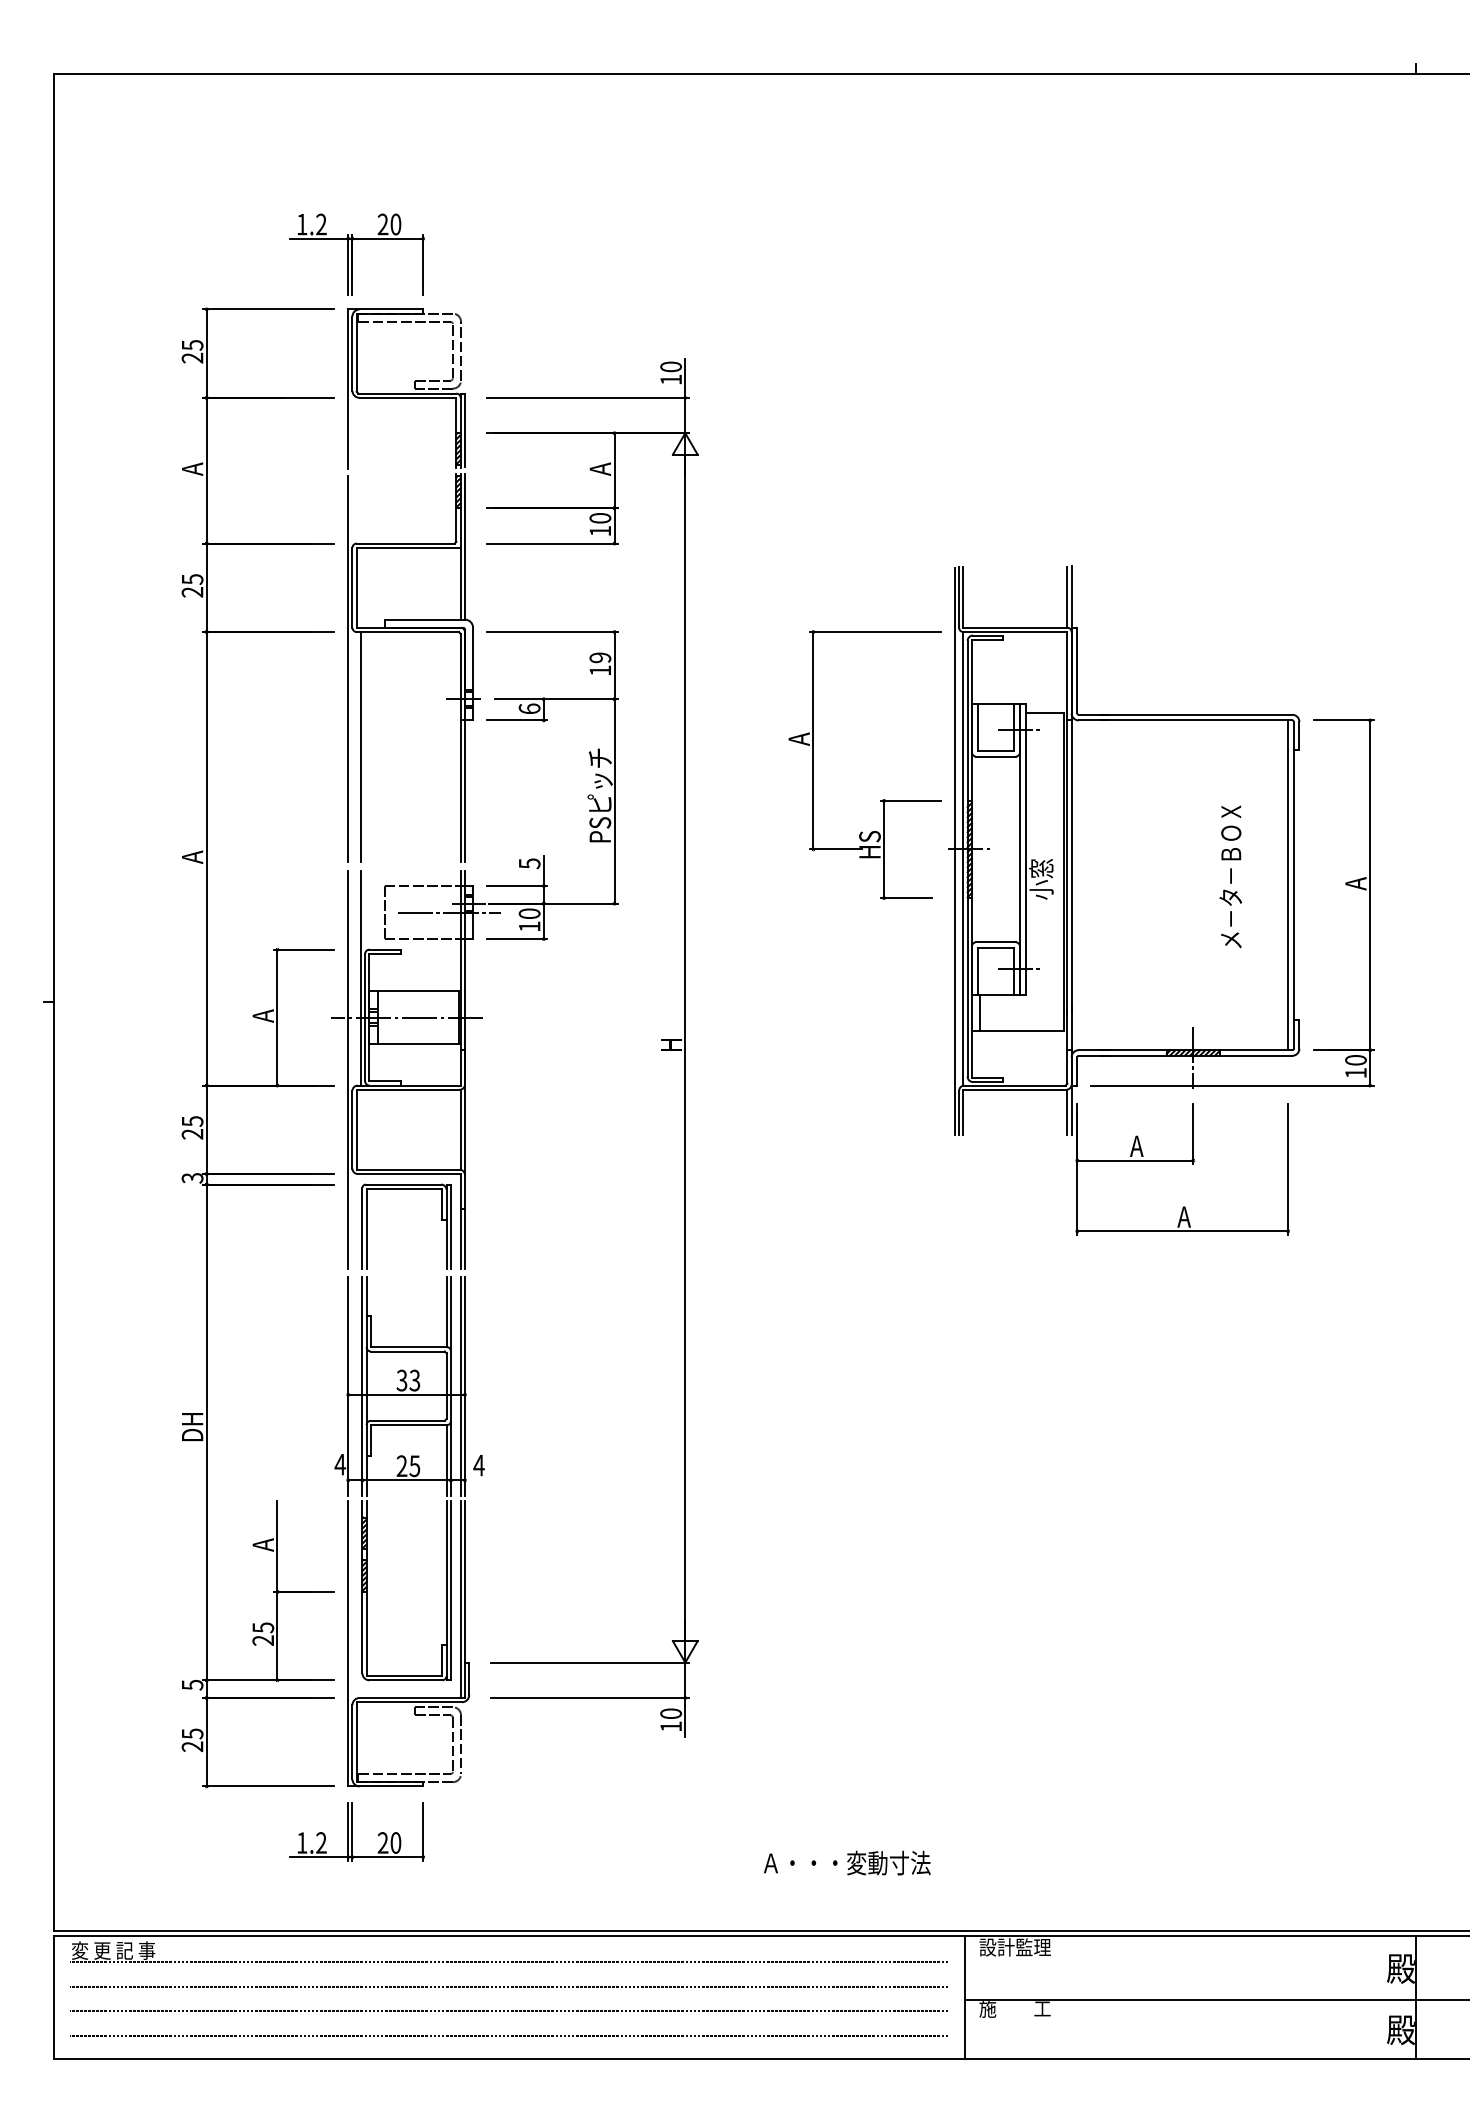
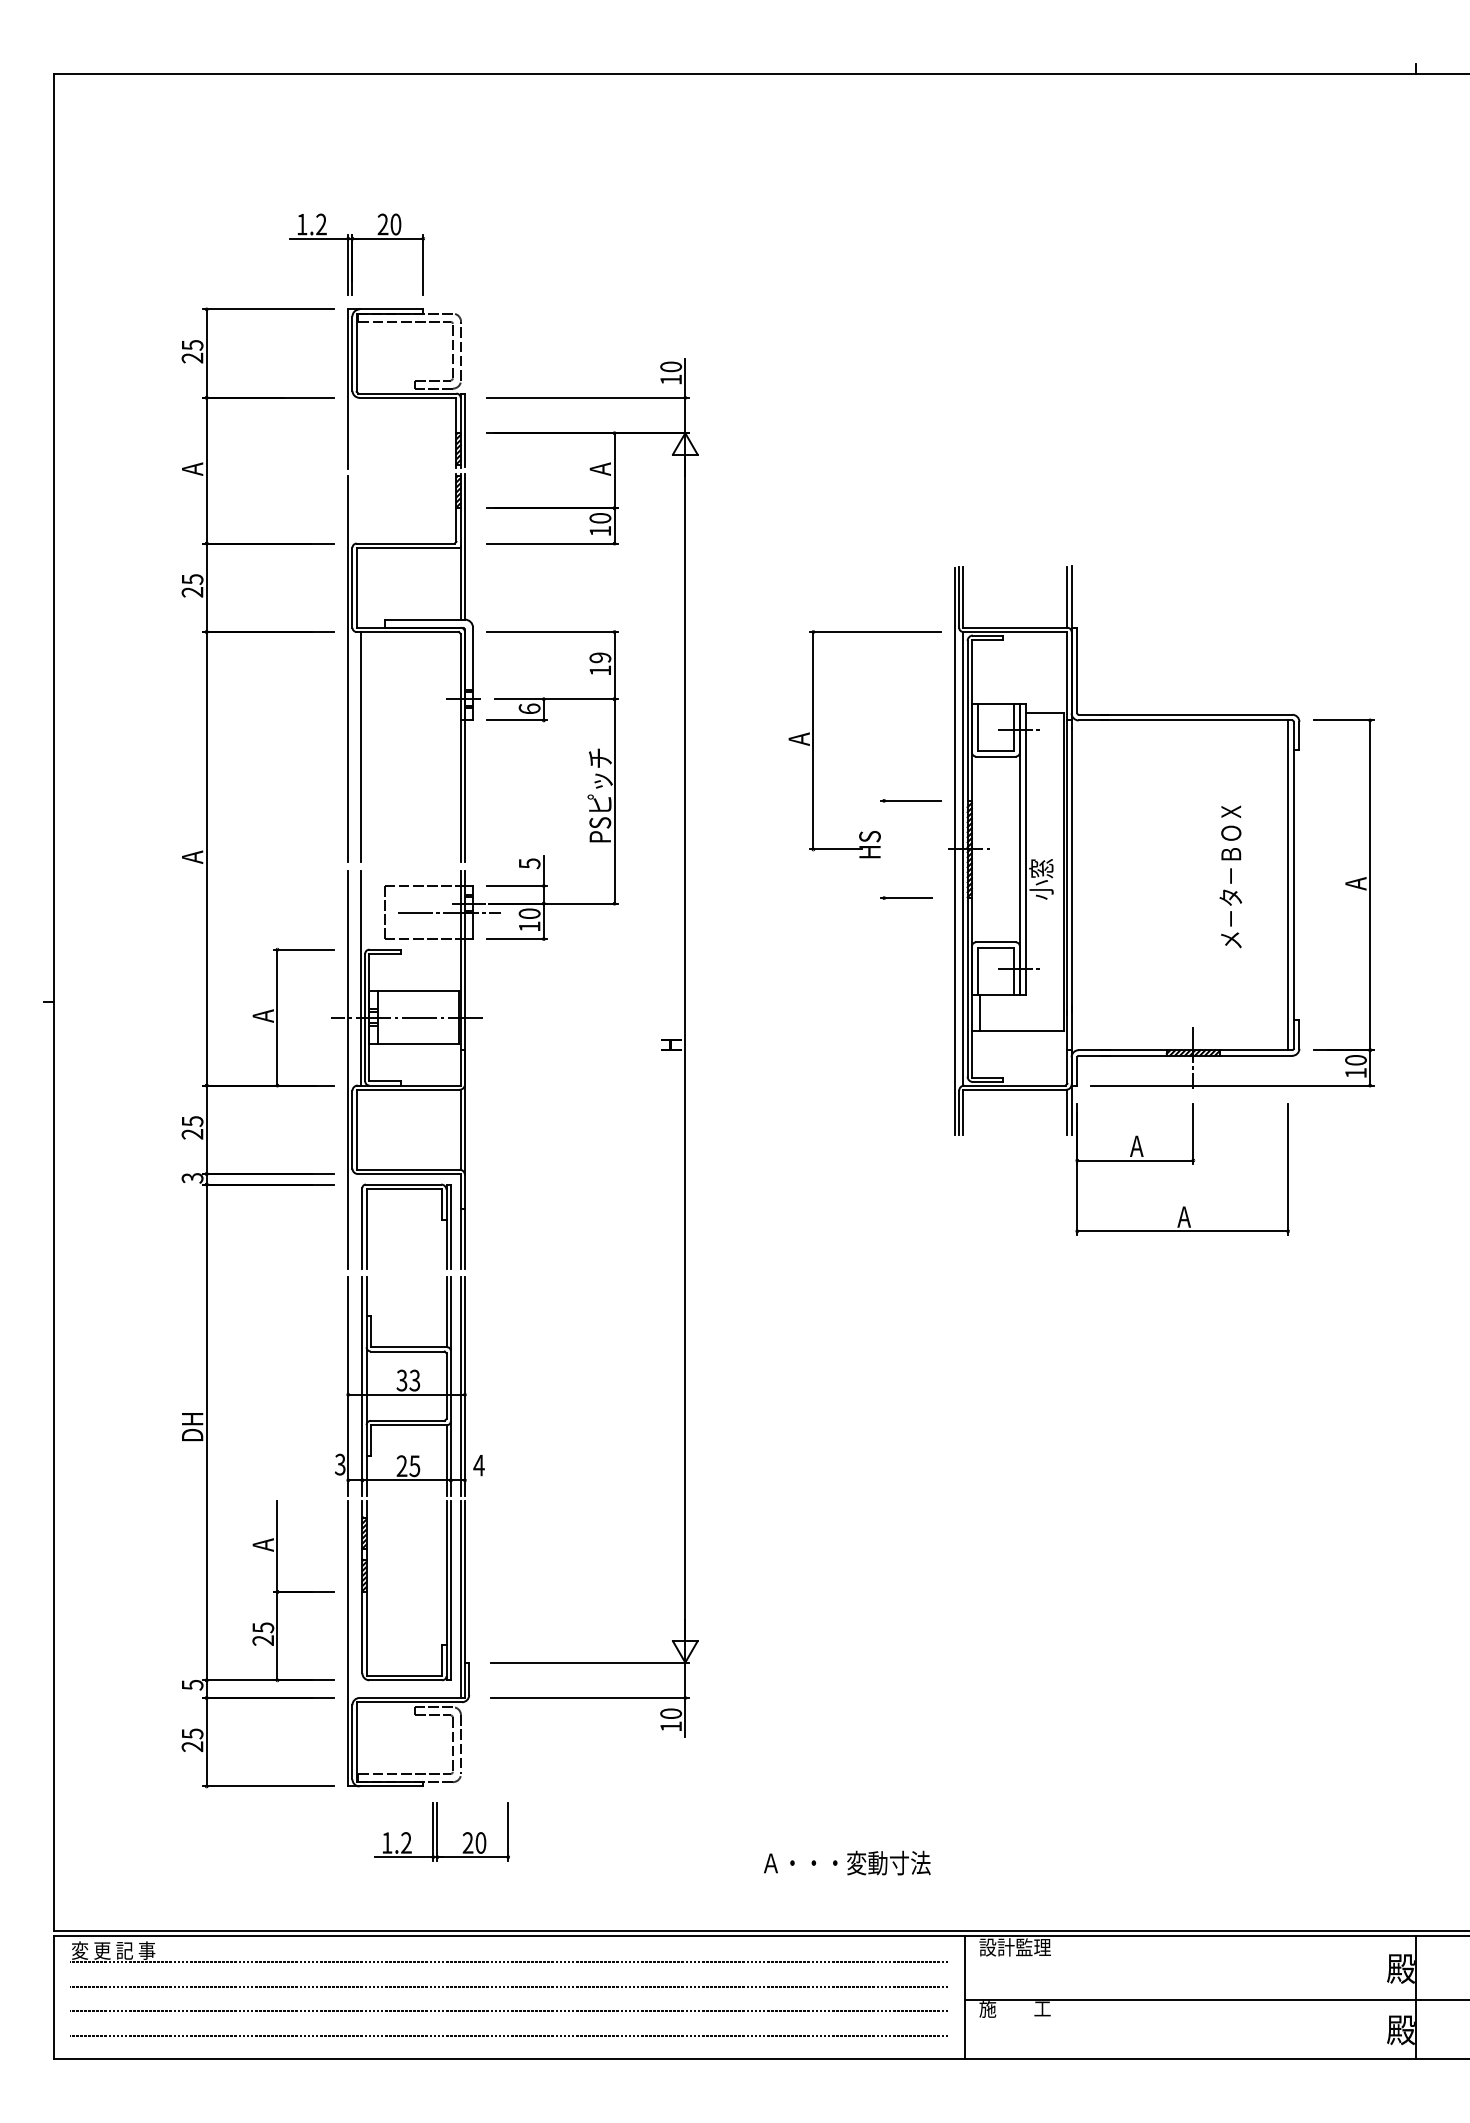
line: present -> none (884, 849)
text: 4 -> 3 (340, 1464)
part position: (356, 1831) -> (441, 1831) (441, 1831)
